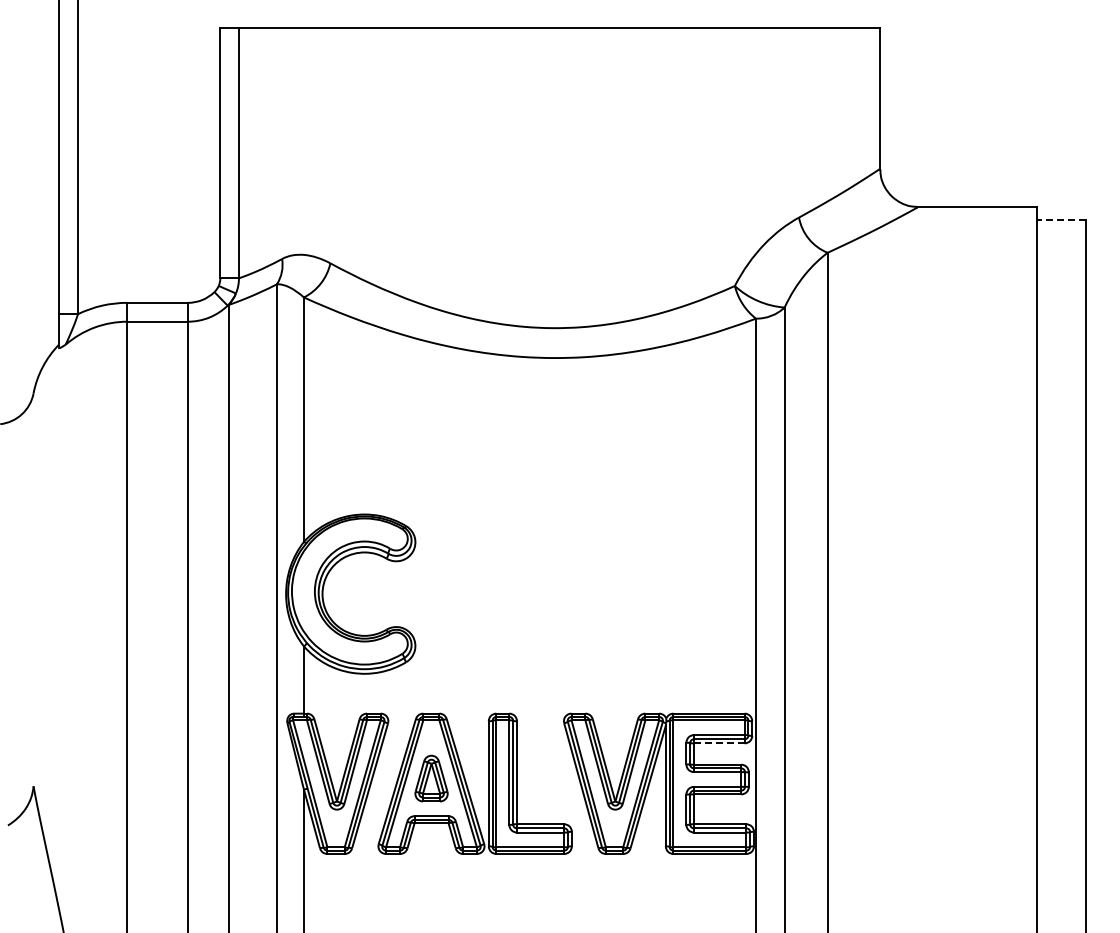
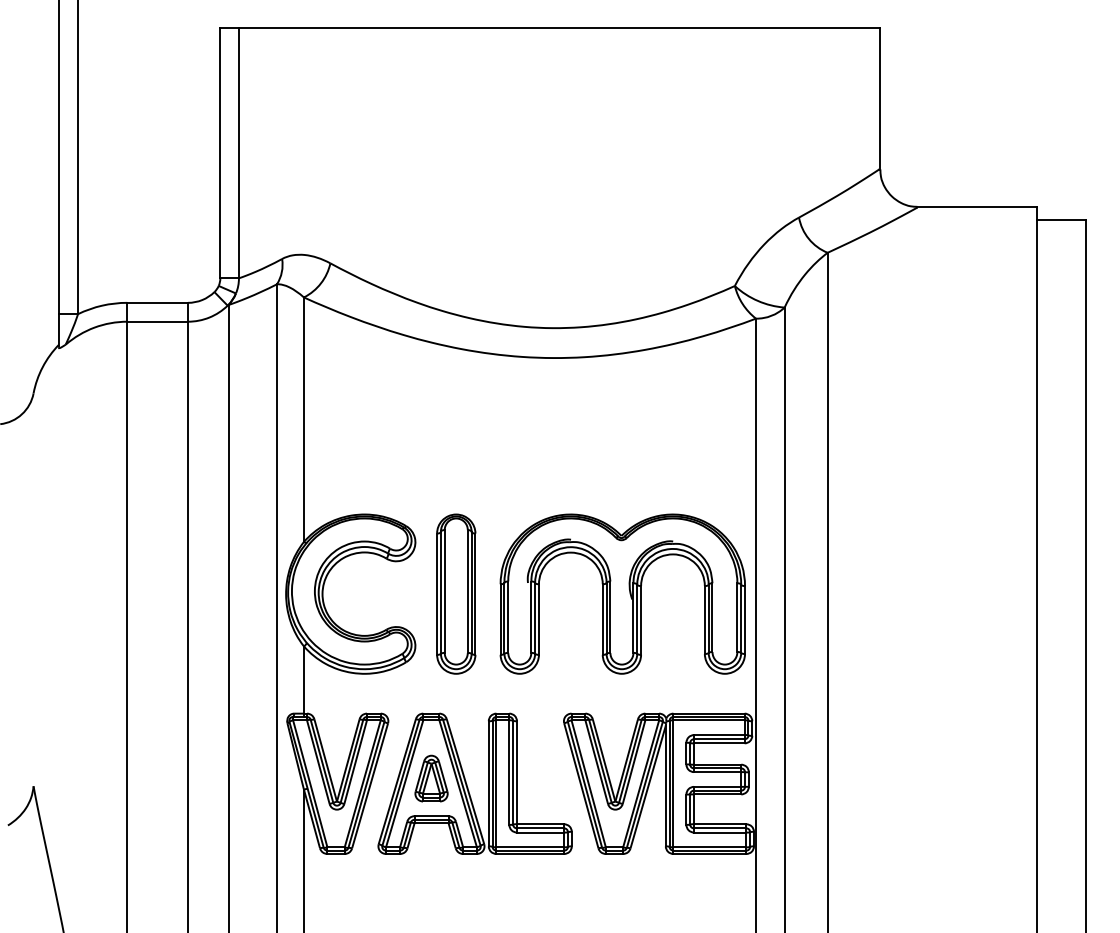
line: dashed -> solid (1061, 220)
part: none -> present (456, 593)
part: none -> present (622, 593)
line: dashed -> solid (718, 743)
